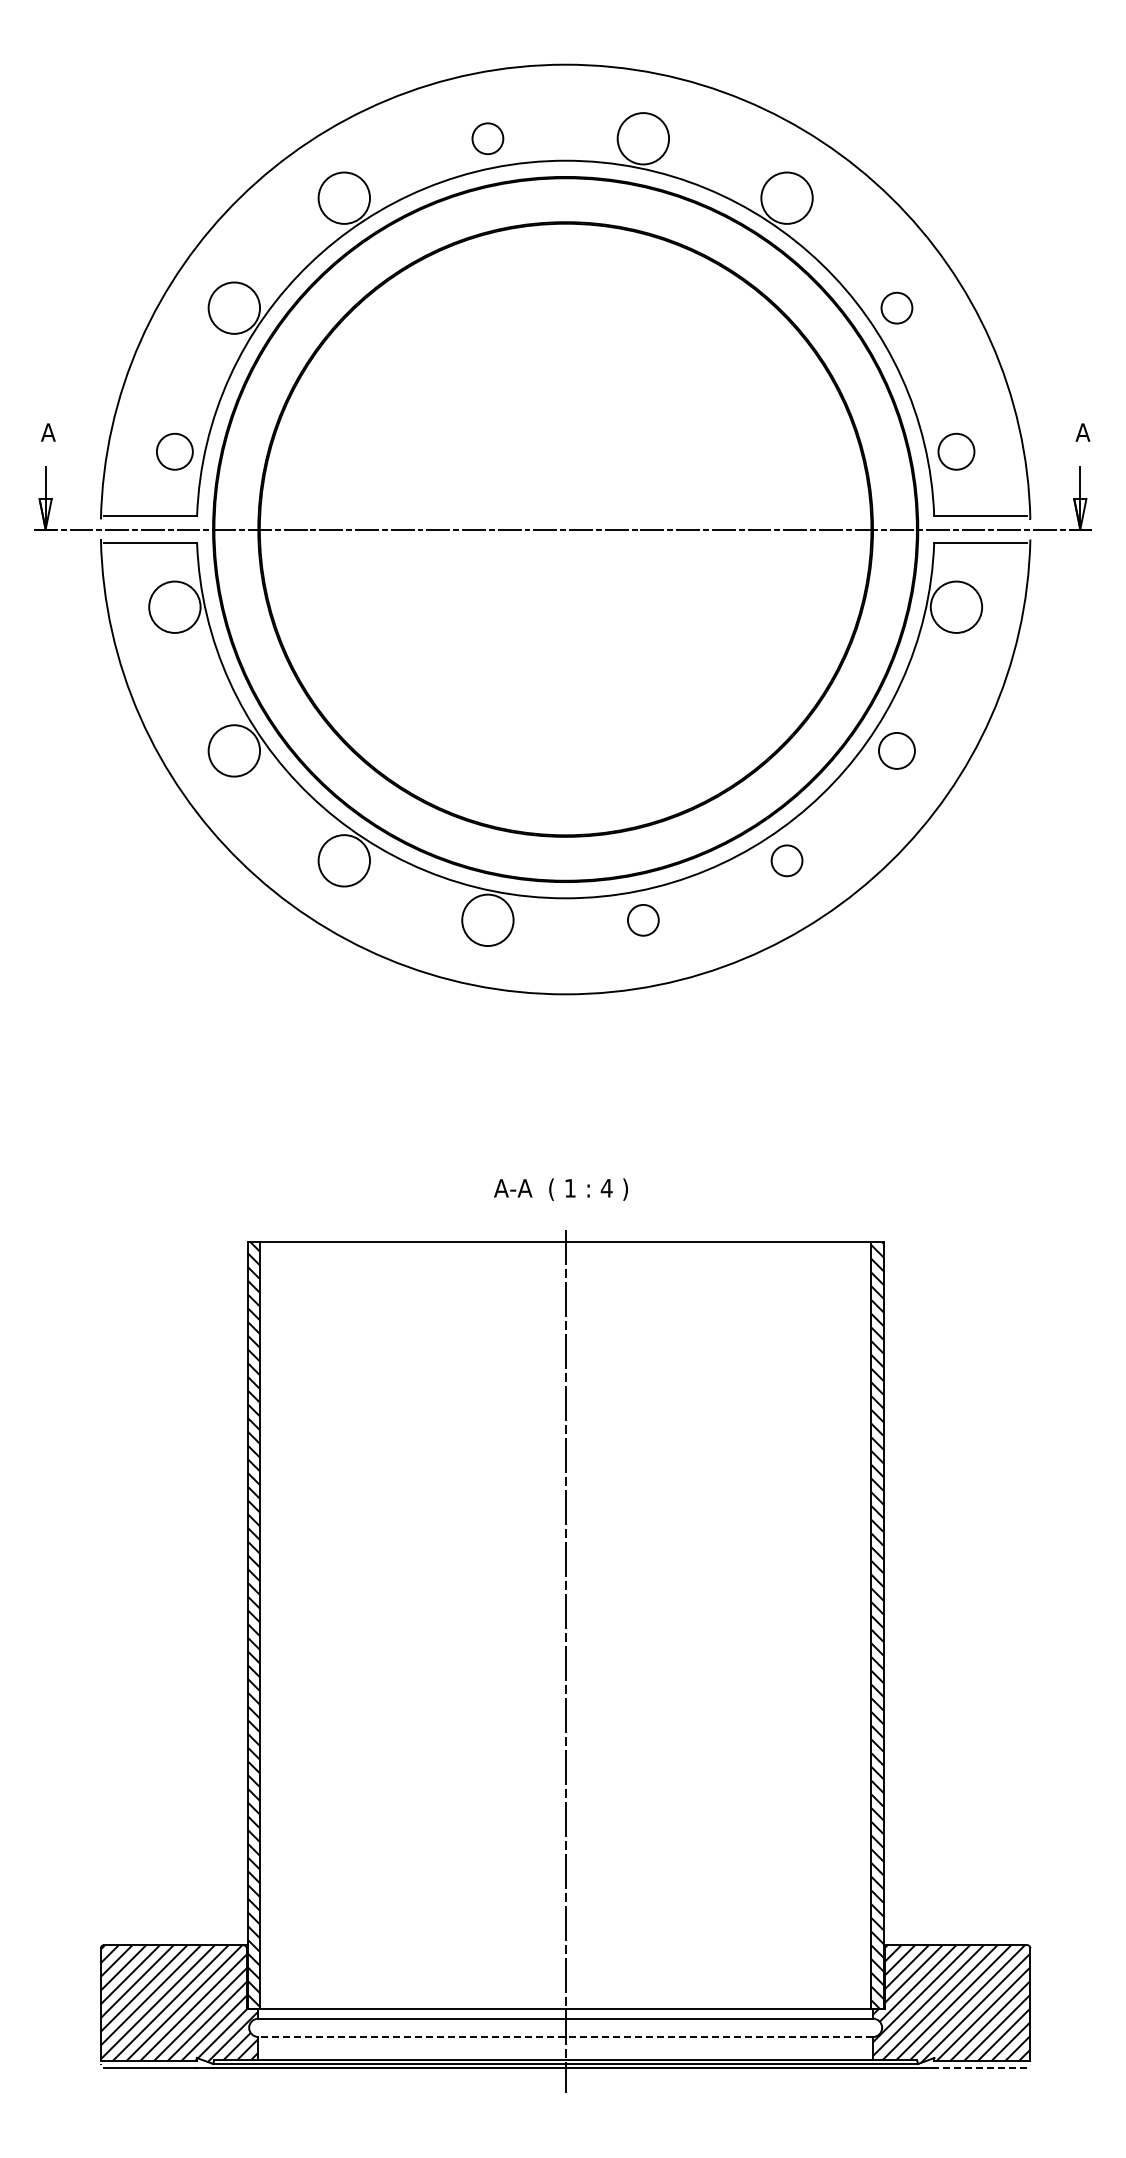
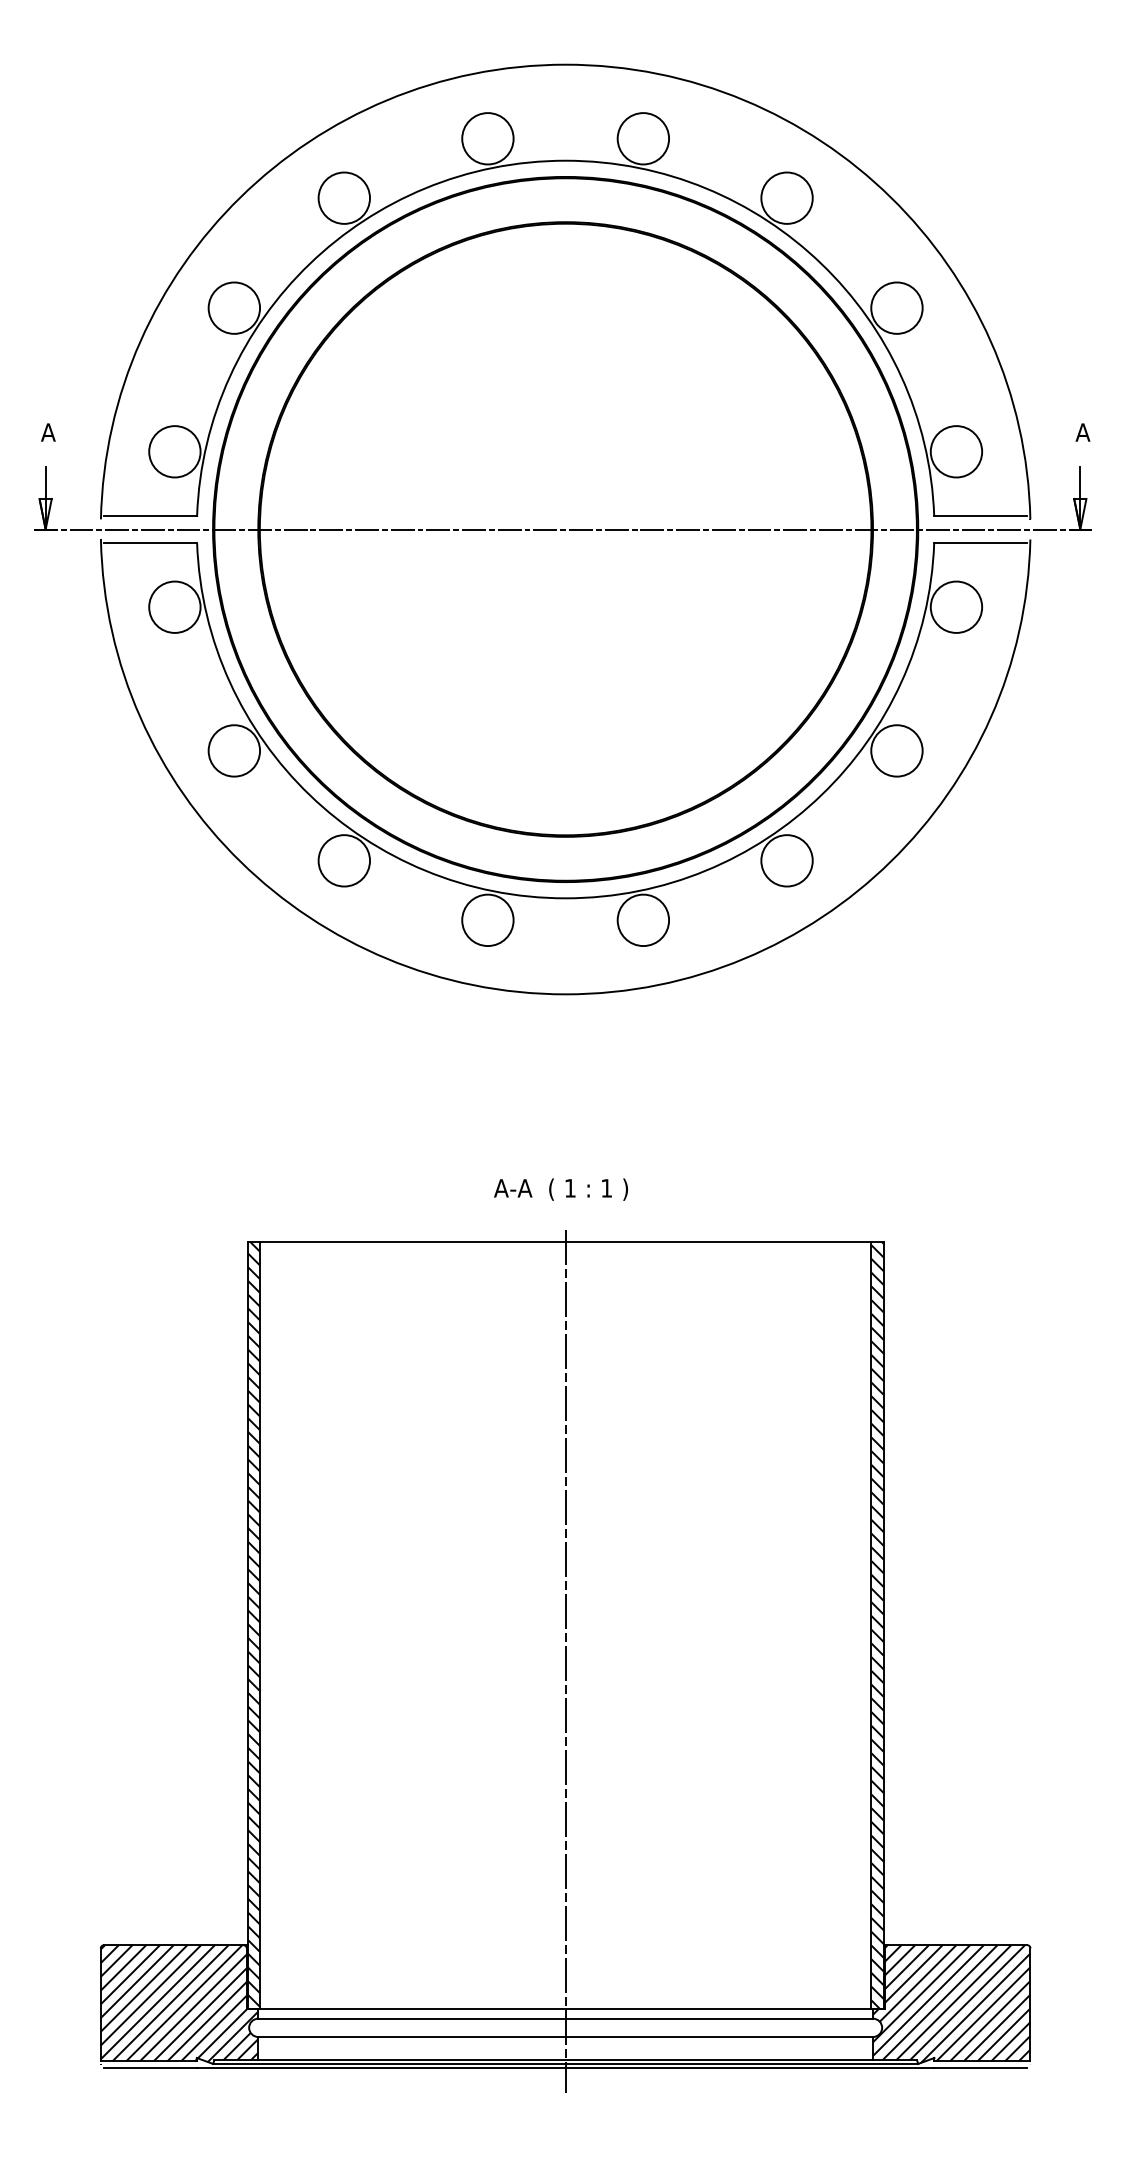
circle diameter: 31 px -> 51 px (487, 138)
circle diameter: 31 px -> 51 px (896, 307)
circle diameter: 36 px -> 51 px (174, 451)
circle diameter: 36 px -> 51 px (956, 451)
circle diameter: 36 px -> 51 px (896, 750)
circle diameter: 31 px -> 51 px (786, 860)
circle diameter: 31 px -> 51 px (643, 920)
text: 4 -> 1 (606, 1188)
line: dashed -> solid (565, 2037)
line: dashed -> solid (980, 2067)
